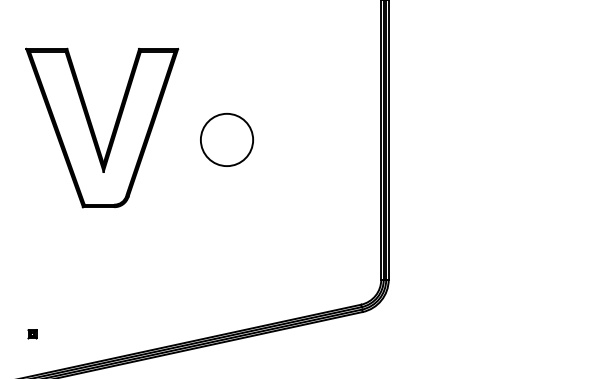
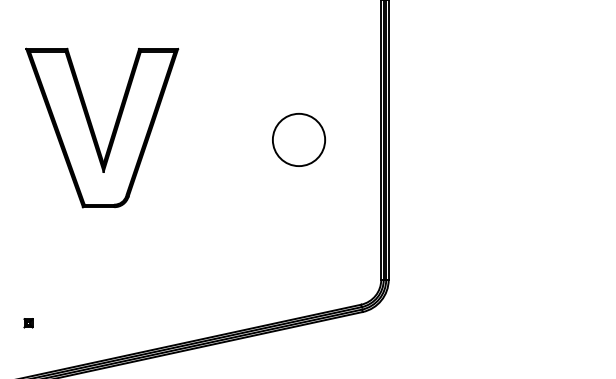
circle position: (226, 139) -> (298, 139) (298, 139)
part position: (32, 334) -> (28, 323) (28, 323)
